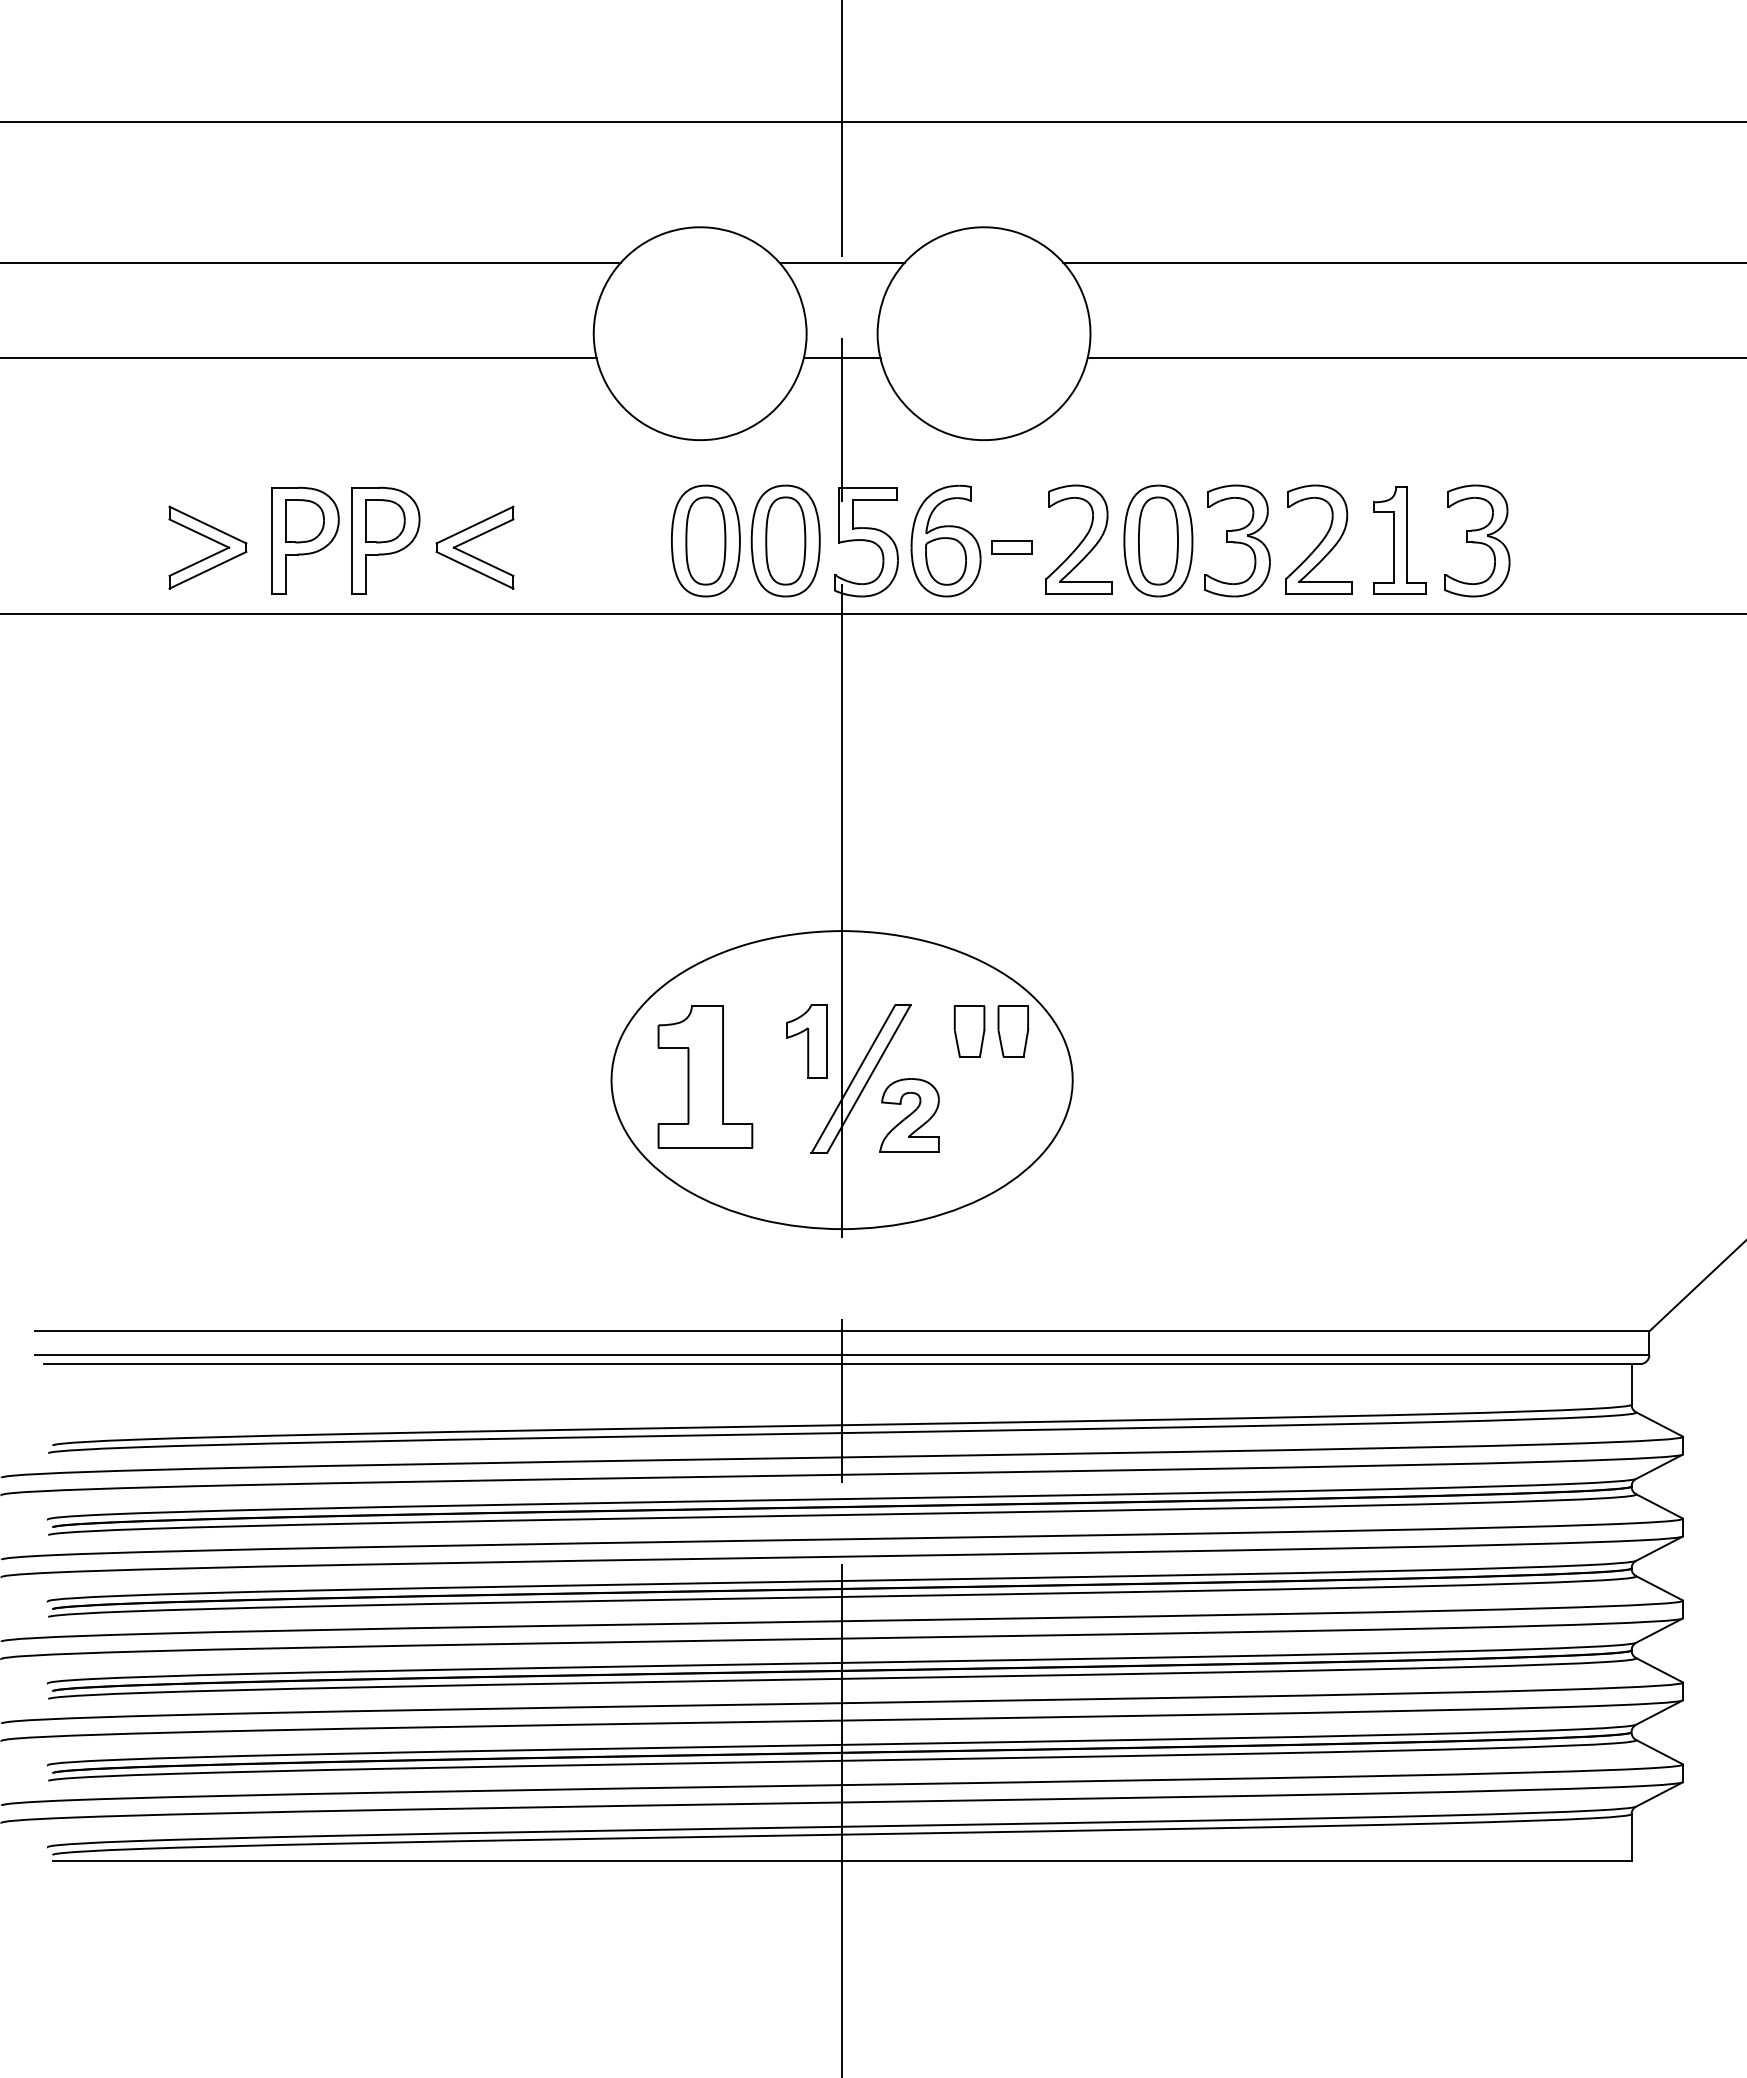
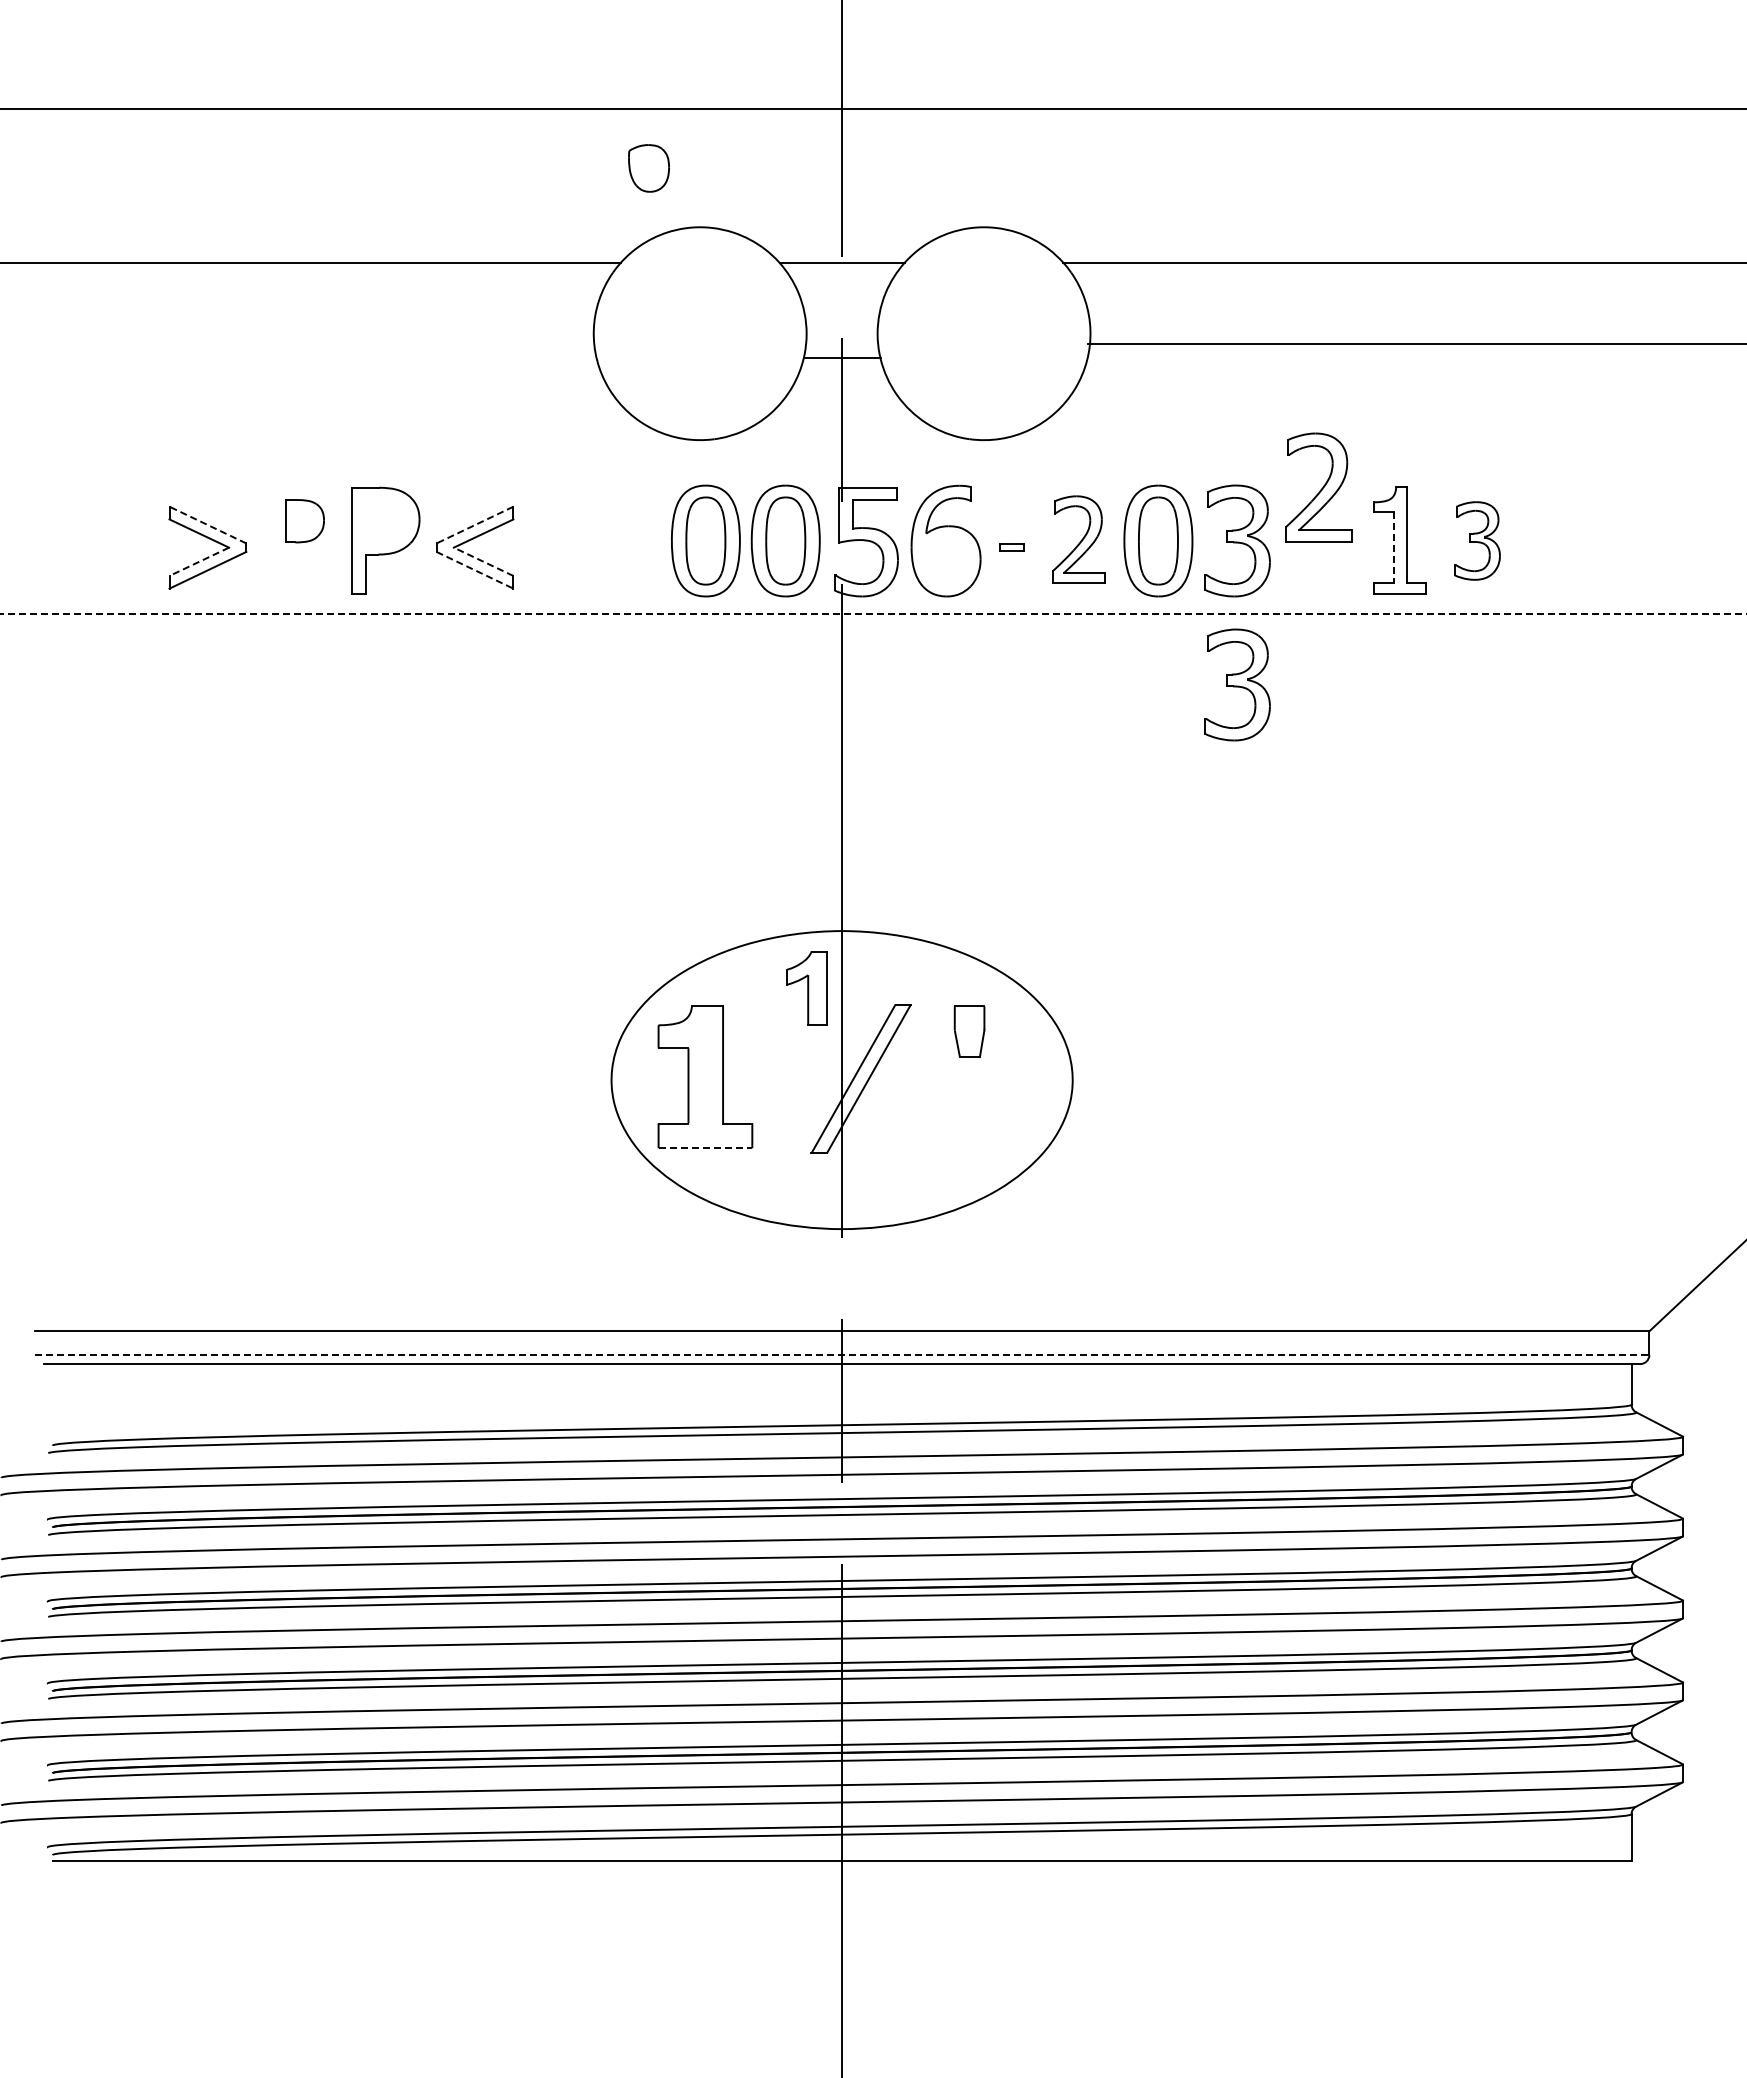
line position: (872, 122) -> (872, 109) (872, 109)
line: present -> none (299, 358)
line position: (1415, 358) -> (1415, 344) (1415, 344)
part: present -> none (385, 521)
line: solid -> dashed (207, 525)
line: solid -> dashed (475, 525)
part size: 68x111 px -> 54x89 px (1078, 539)
part position: (1318, 539) -> (1318, 487) (1318, 487)
part: present -> none (305, 540)
part size: 67x114 px -> 47x80 px (1477, 540)
part size: 42x15 px -> 26x9 px (1011, 547)
line: solid -> dashed (1393, 547)
line: solid -> dashed (199, 561)
line: solid -> dashed (483, 561)
part position: (945, 561) -> (648, 168) (648, 168)
line: solid -> dashed (475, 570)
line: solid -> dashed (873, 613)
part: none -> present (1237, 684)
part: present -> none (1013, 1031)
part position: (806, 1041) -> (806, 988) (806, 988)
part: present -> none (909, 1115)
line: solid -> dashed (705, 1148)
line: solid -> dashed (842, 1355)
